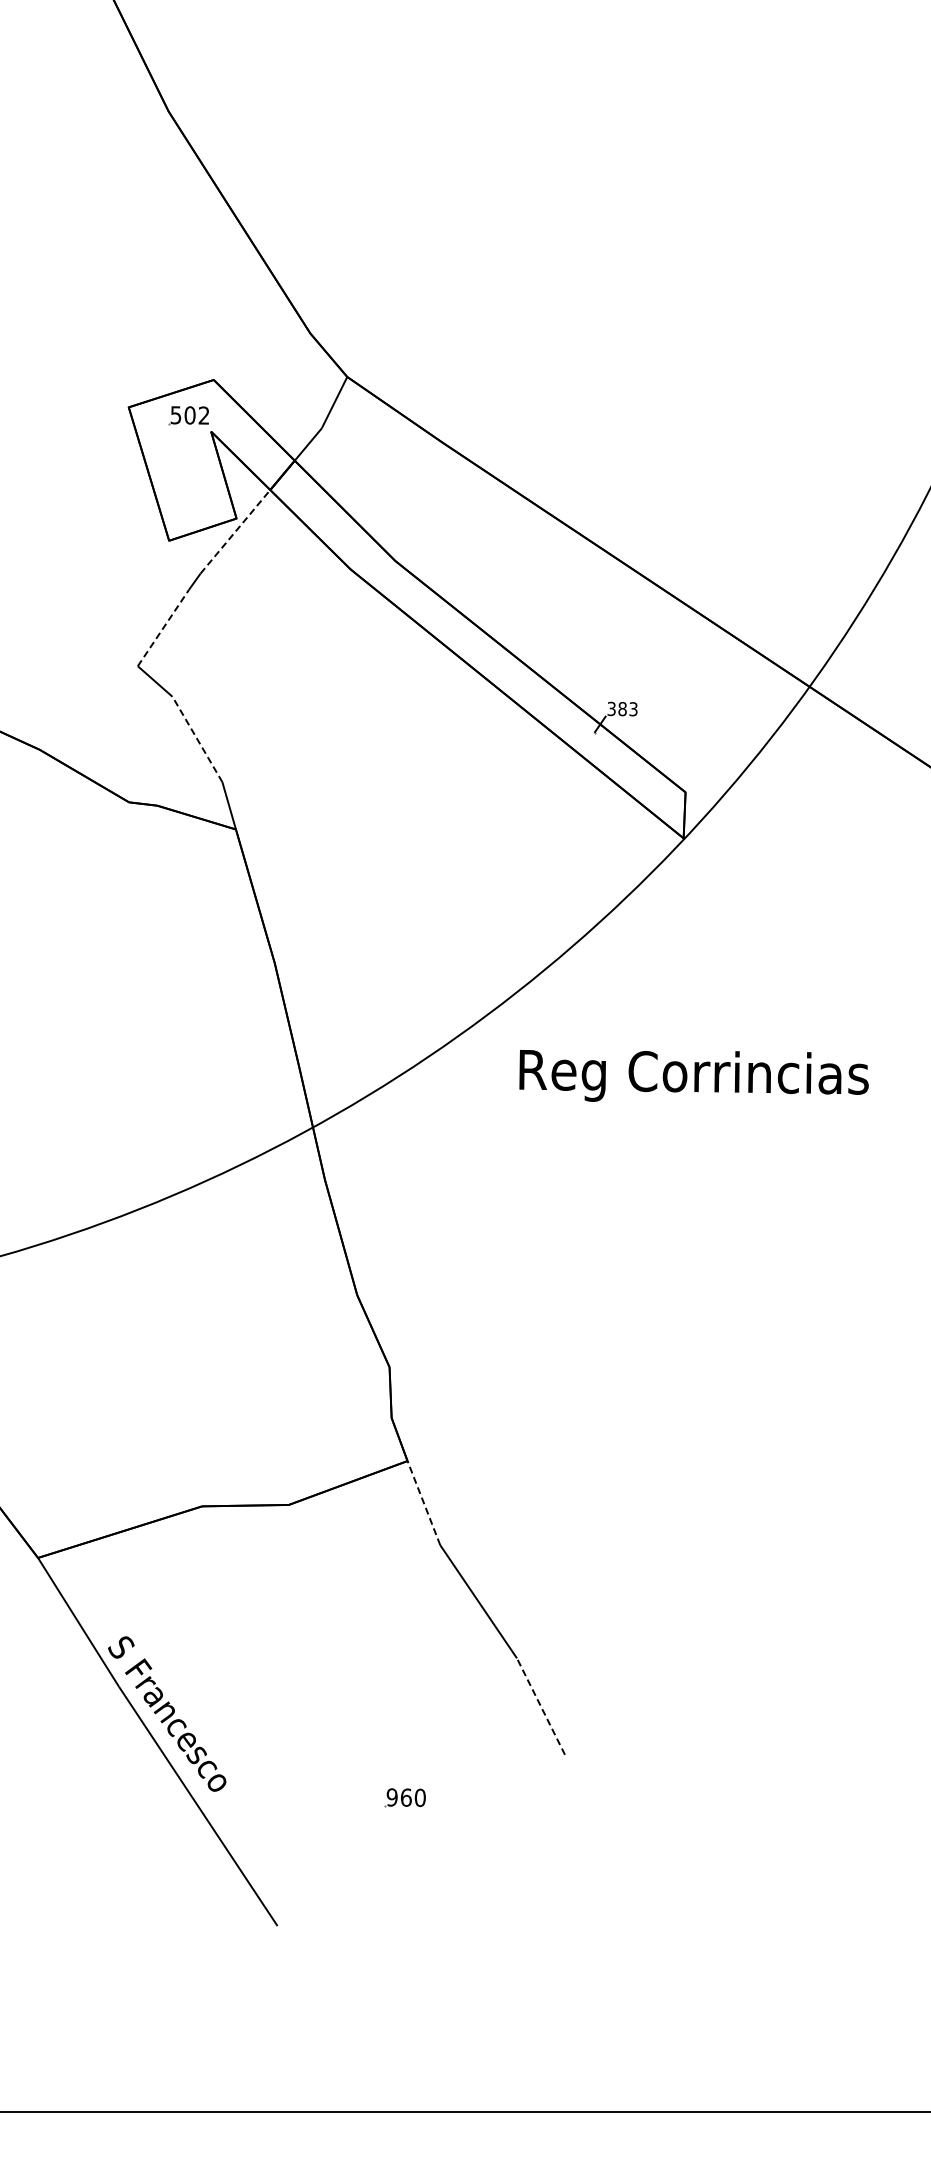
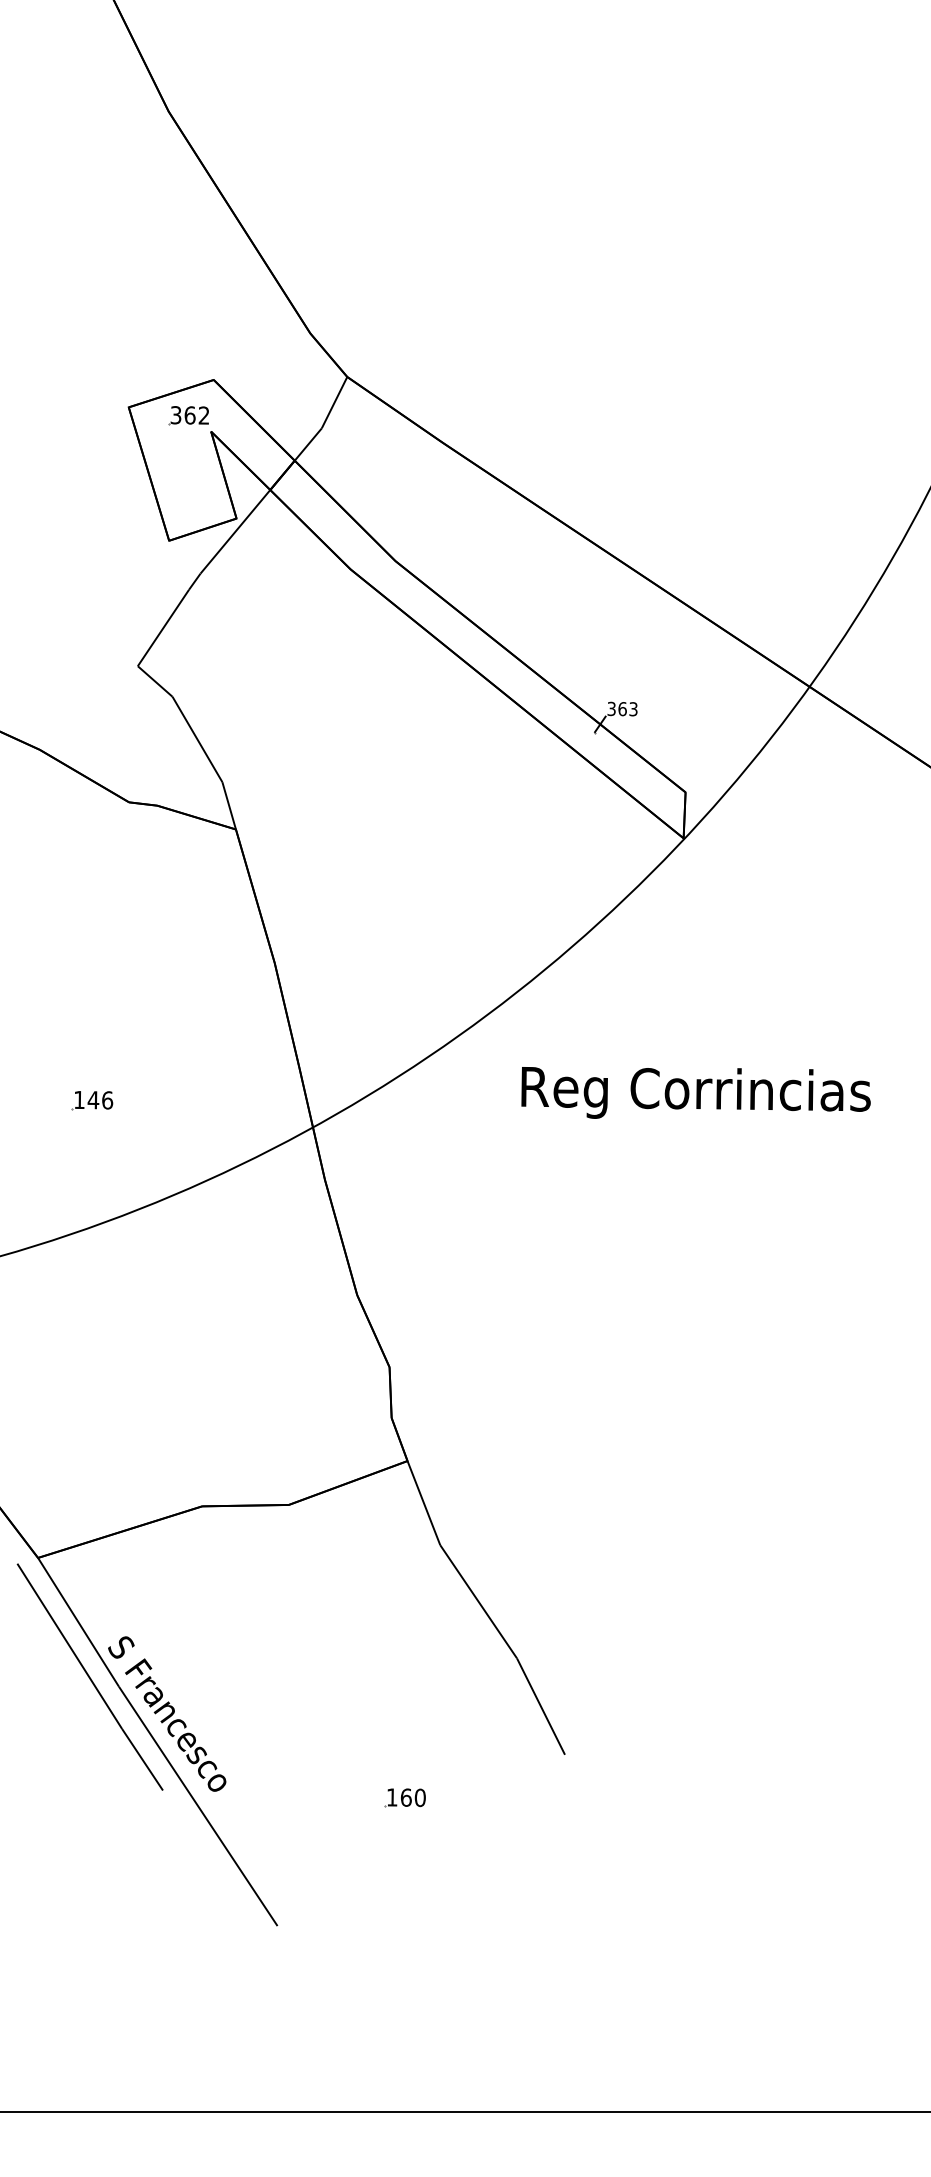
text: 502 -> 362 (183, 415)
line: dashed -> solid (235, 531)
line: dashed -> solid (163, 627)
text: 383 -> 363 (622, 709)
line: dashed -> solid (197, 739)
text position: (693, 1075) -> (695, 1092) (695, 1092)
part: none -> present (92, 1100)
line: dashed -> solid (423, 1502)
part: none -> present (89, 1676)
line: dashed -> solid (541, 1706)
text: 960 -> 160 (391, 1797)
